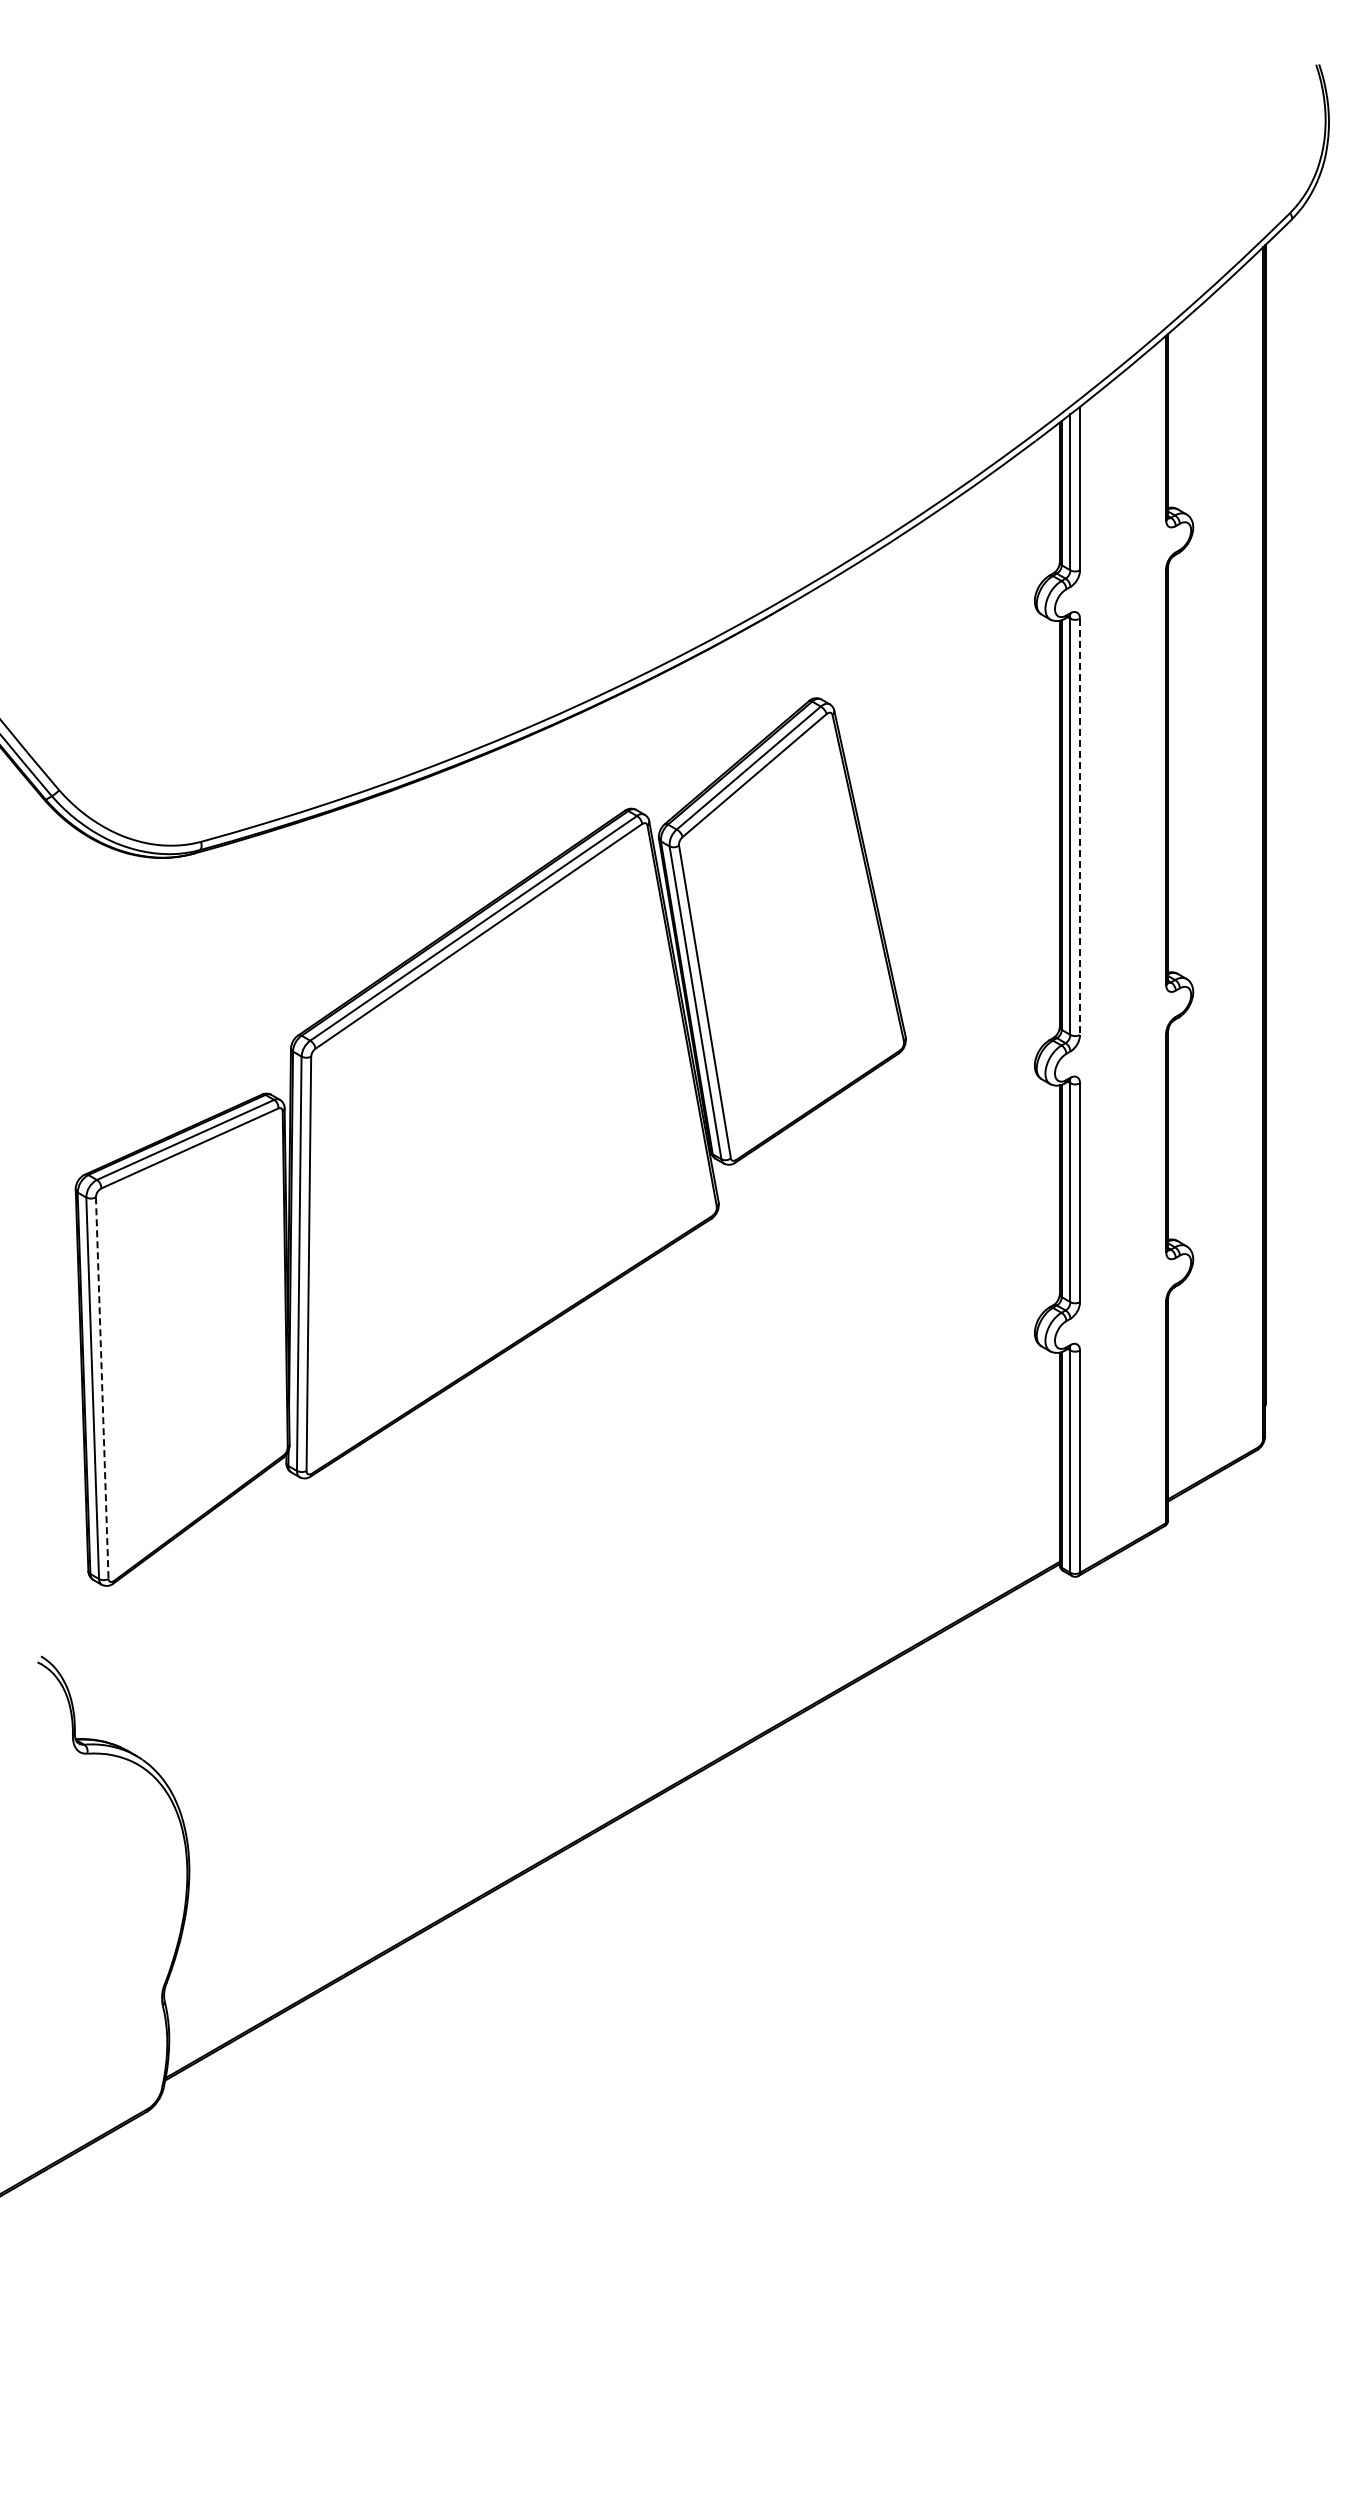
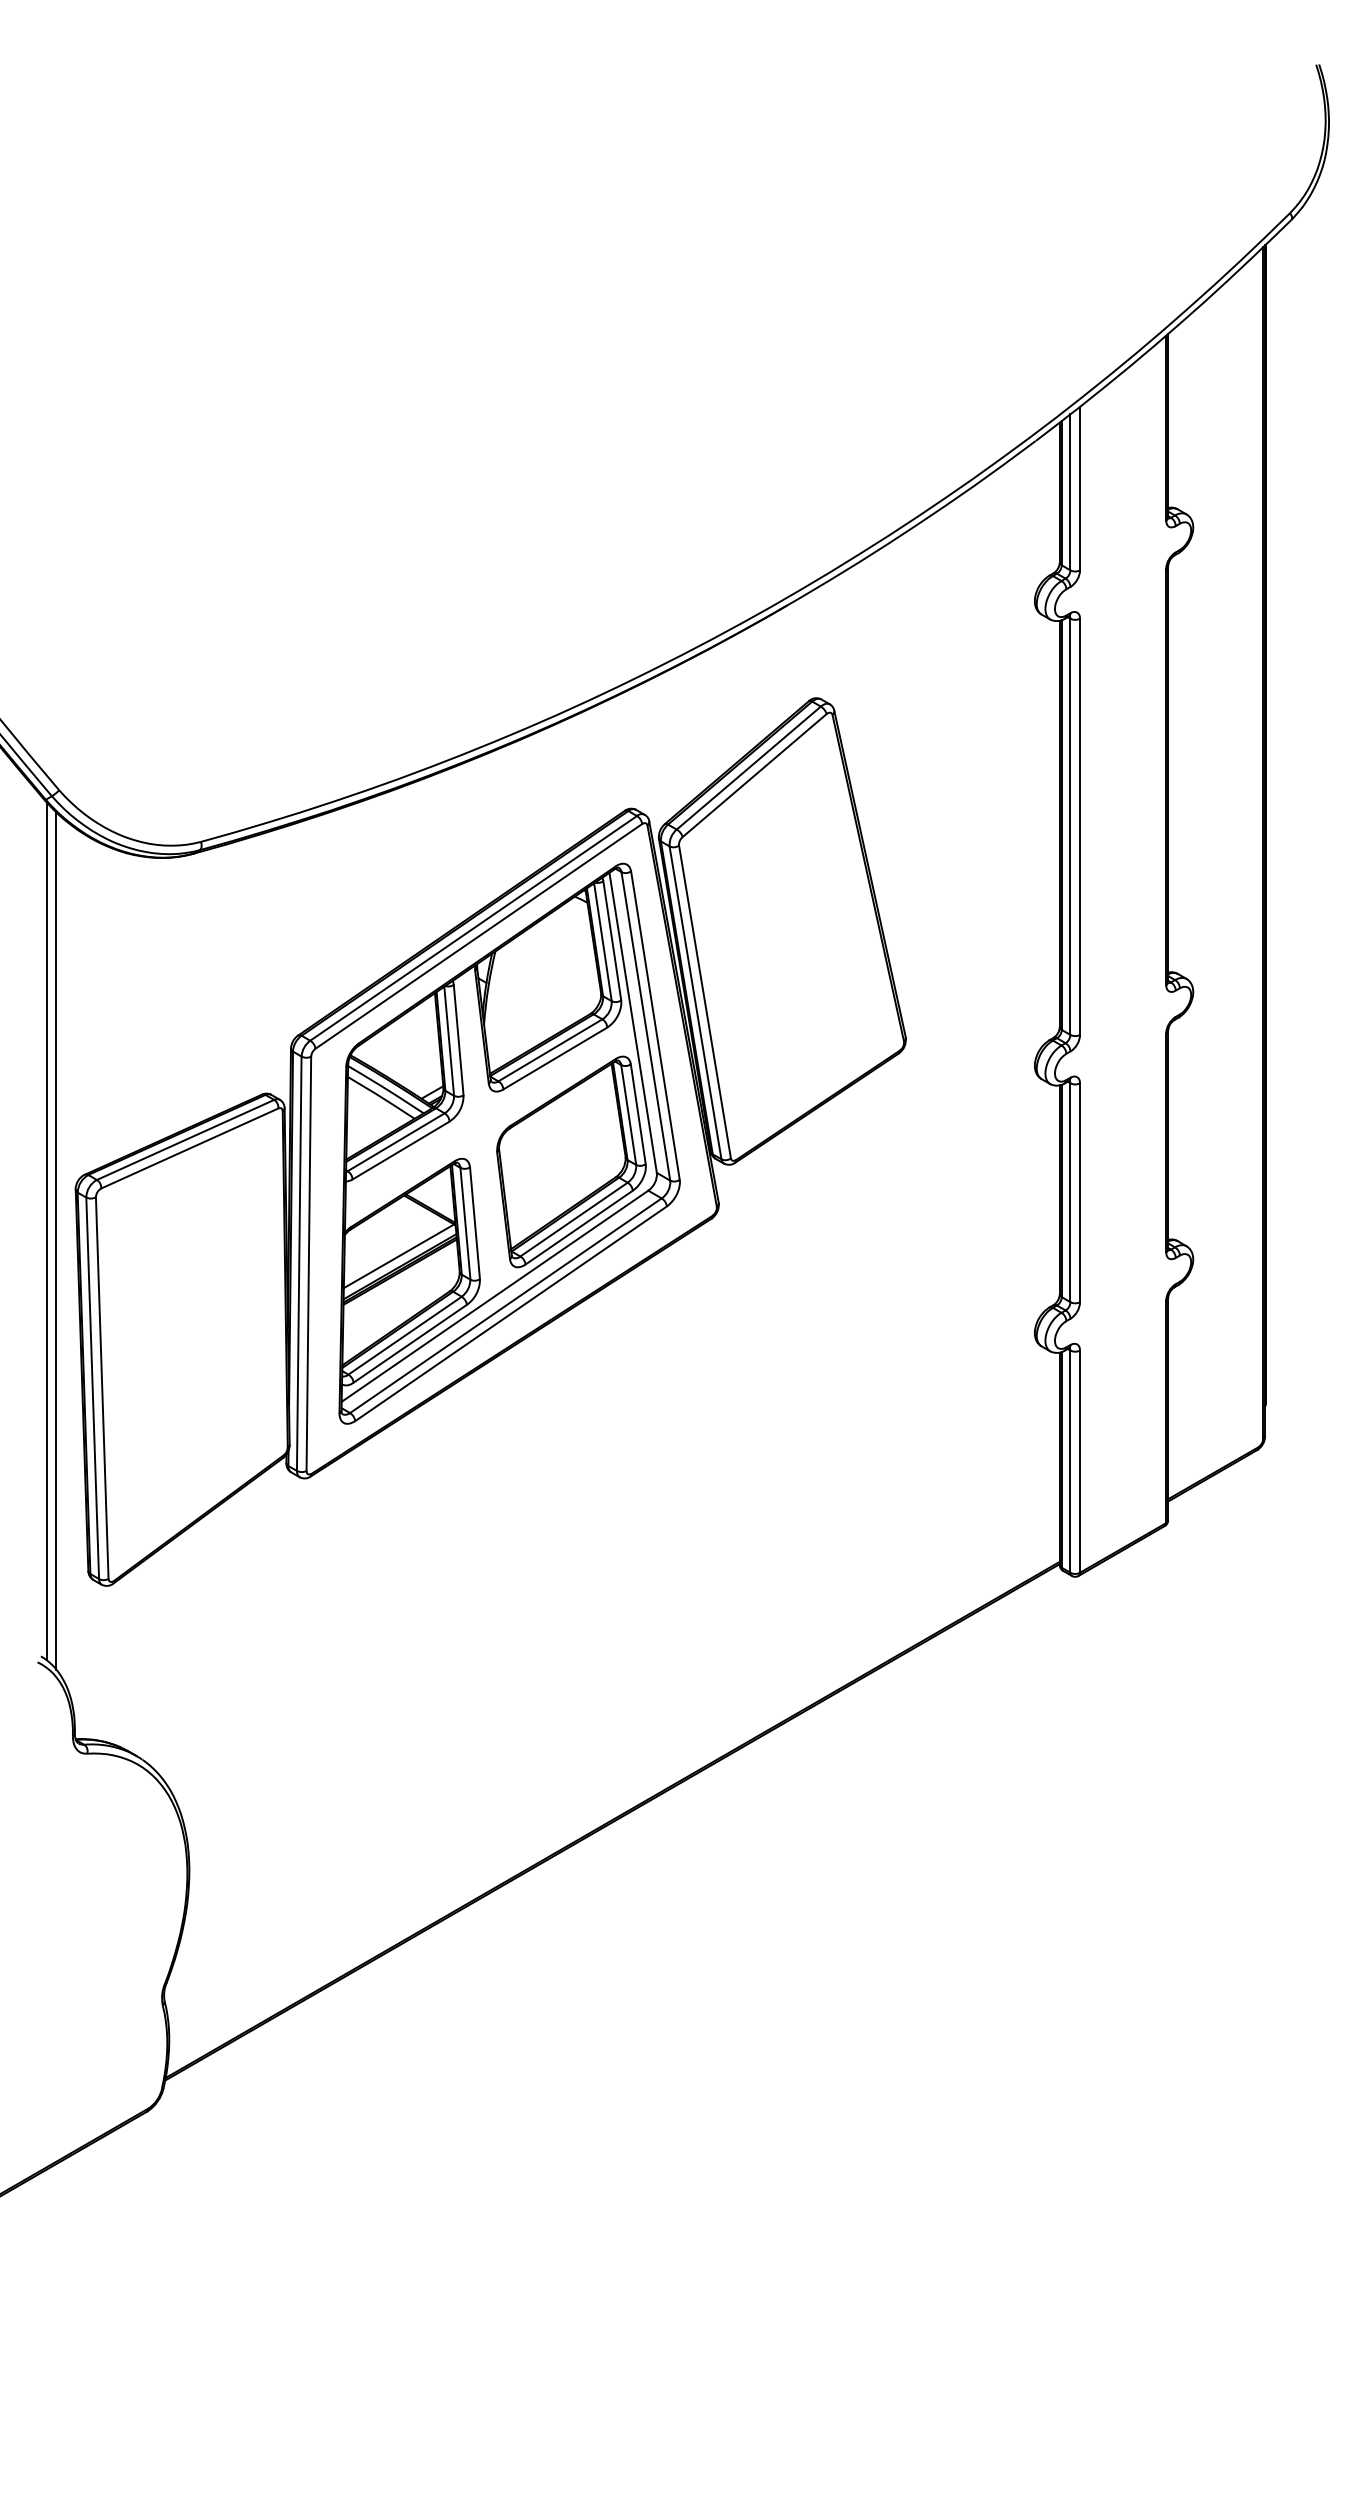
line: dashed -> solid (1079, 827)
part: none -> present (509, 1143)
line: none -> present (46, 1231)
line: none -> present (56, 1240)
line: dashed -> solid (102, 1388)
